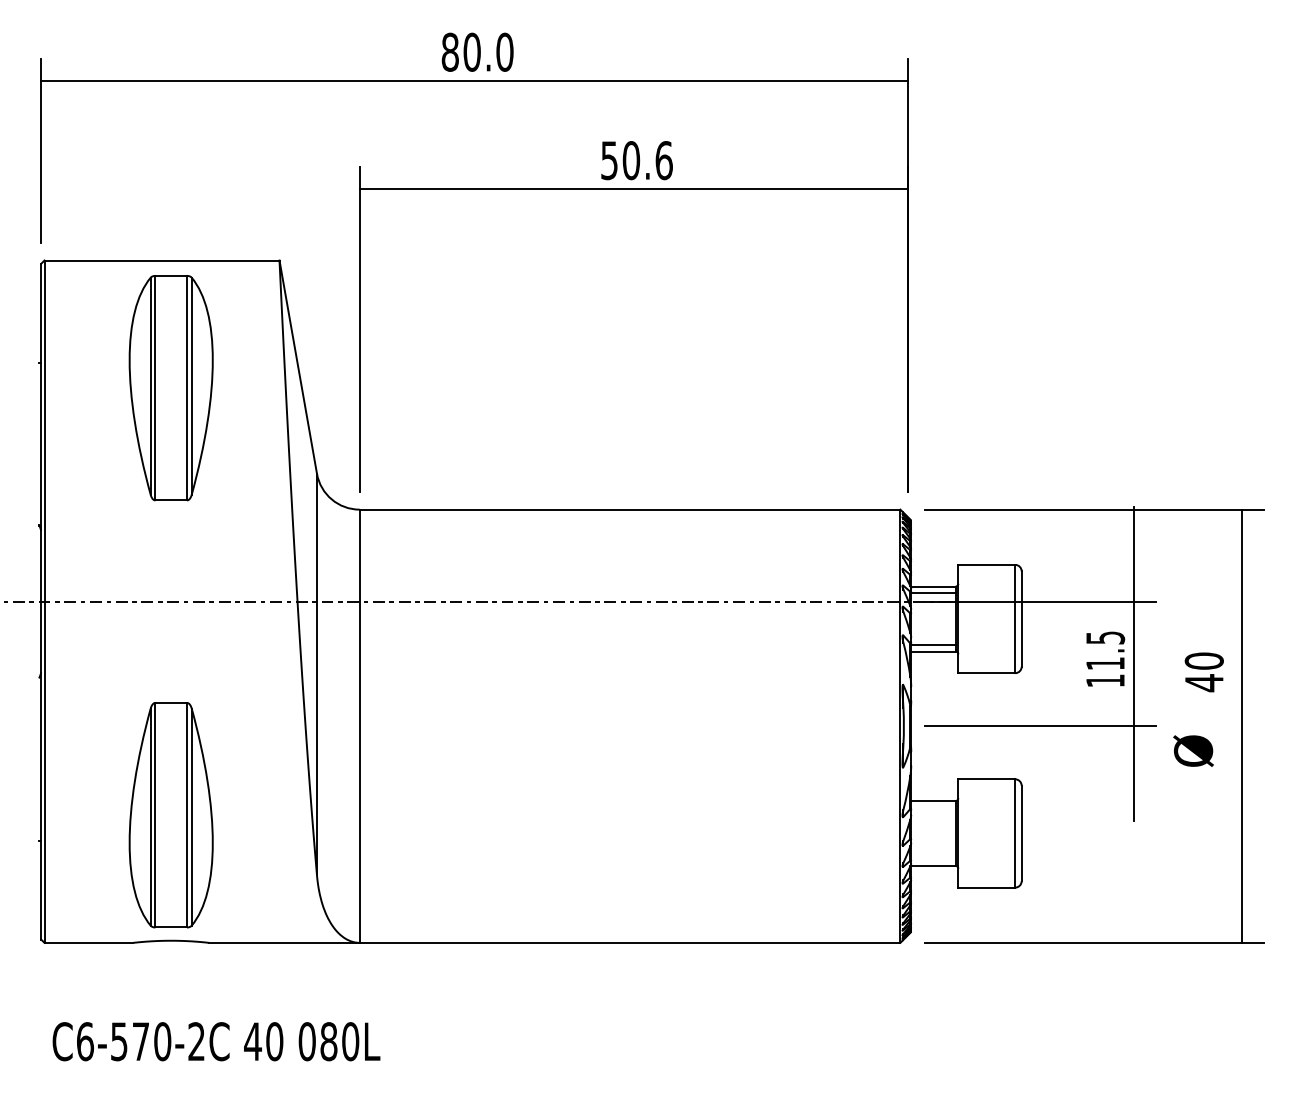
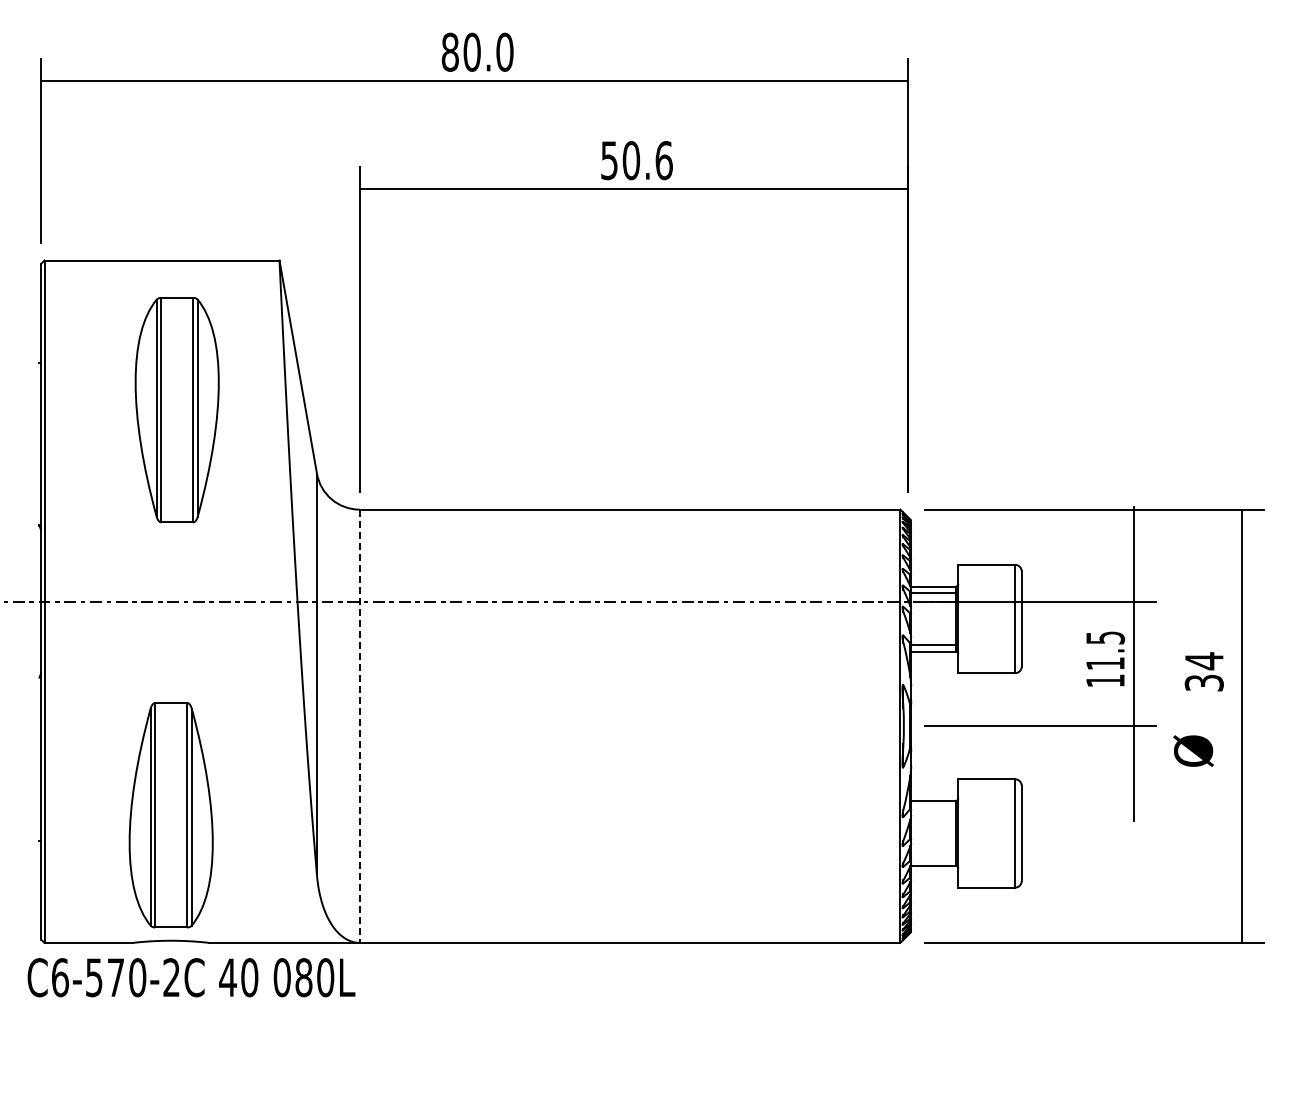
part position: (170, 388) -> (176, 410) (176, 410)
text: 40 -> 34 (1203, 672)
line: solid -> dashed (359, 726)
text position: (216, 1041) -> (191, 977) (191, 977)
